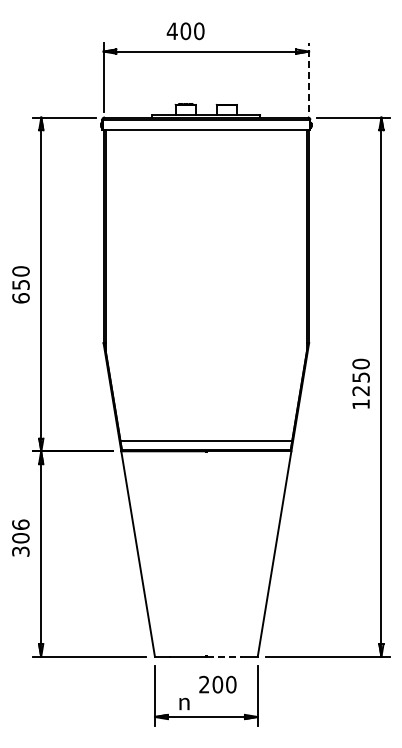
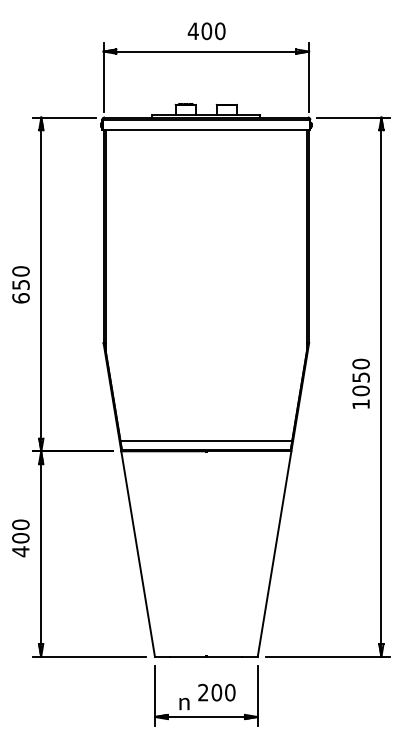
text position: (185, 31) -> (206, 31) (206, 31)
line: dashed -> solid (309, 76)
text: 1250 -> 1050 (360, 390)
text: 306 -> 400 (20, 538)
line: dashed -> solid (224, 656)
text position: (217, 684) -> (216, 692) (216, 692)
